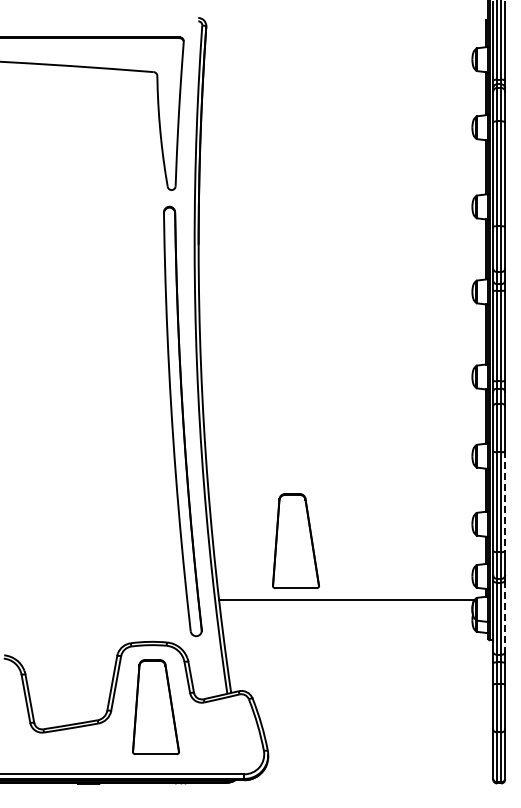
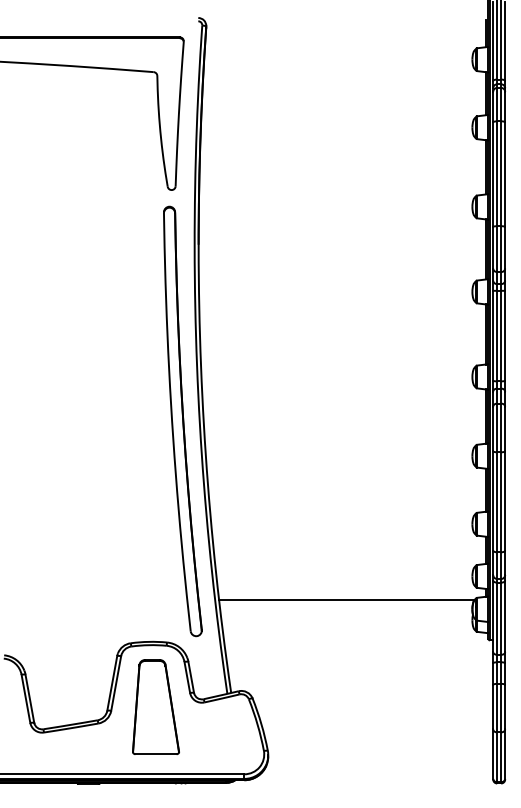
line: dashed -> solid (505, 500)
part: present -> none (295, 540)
line: dashed -> solid (505, 616)
